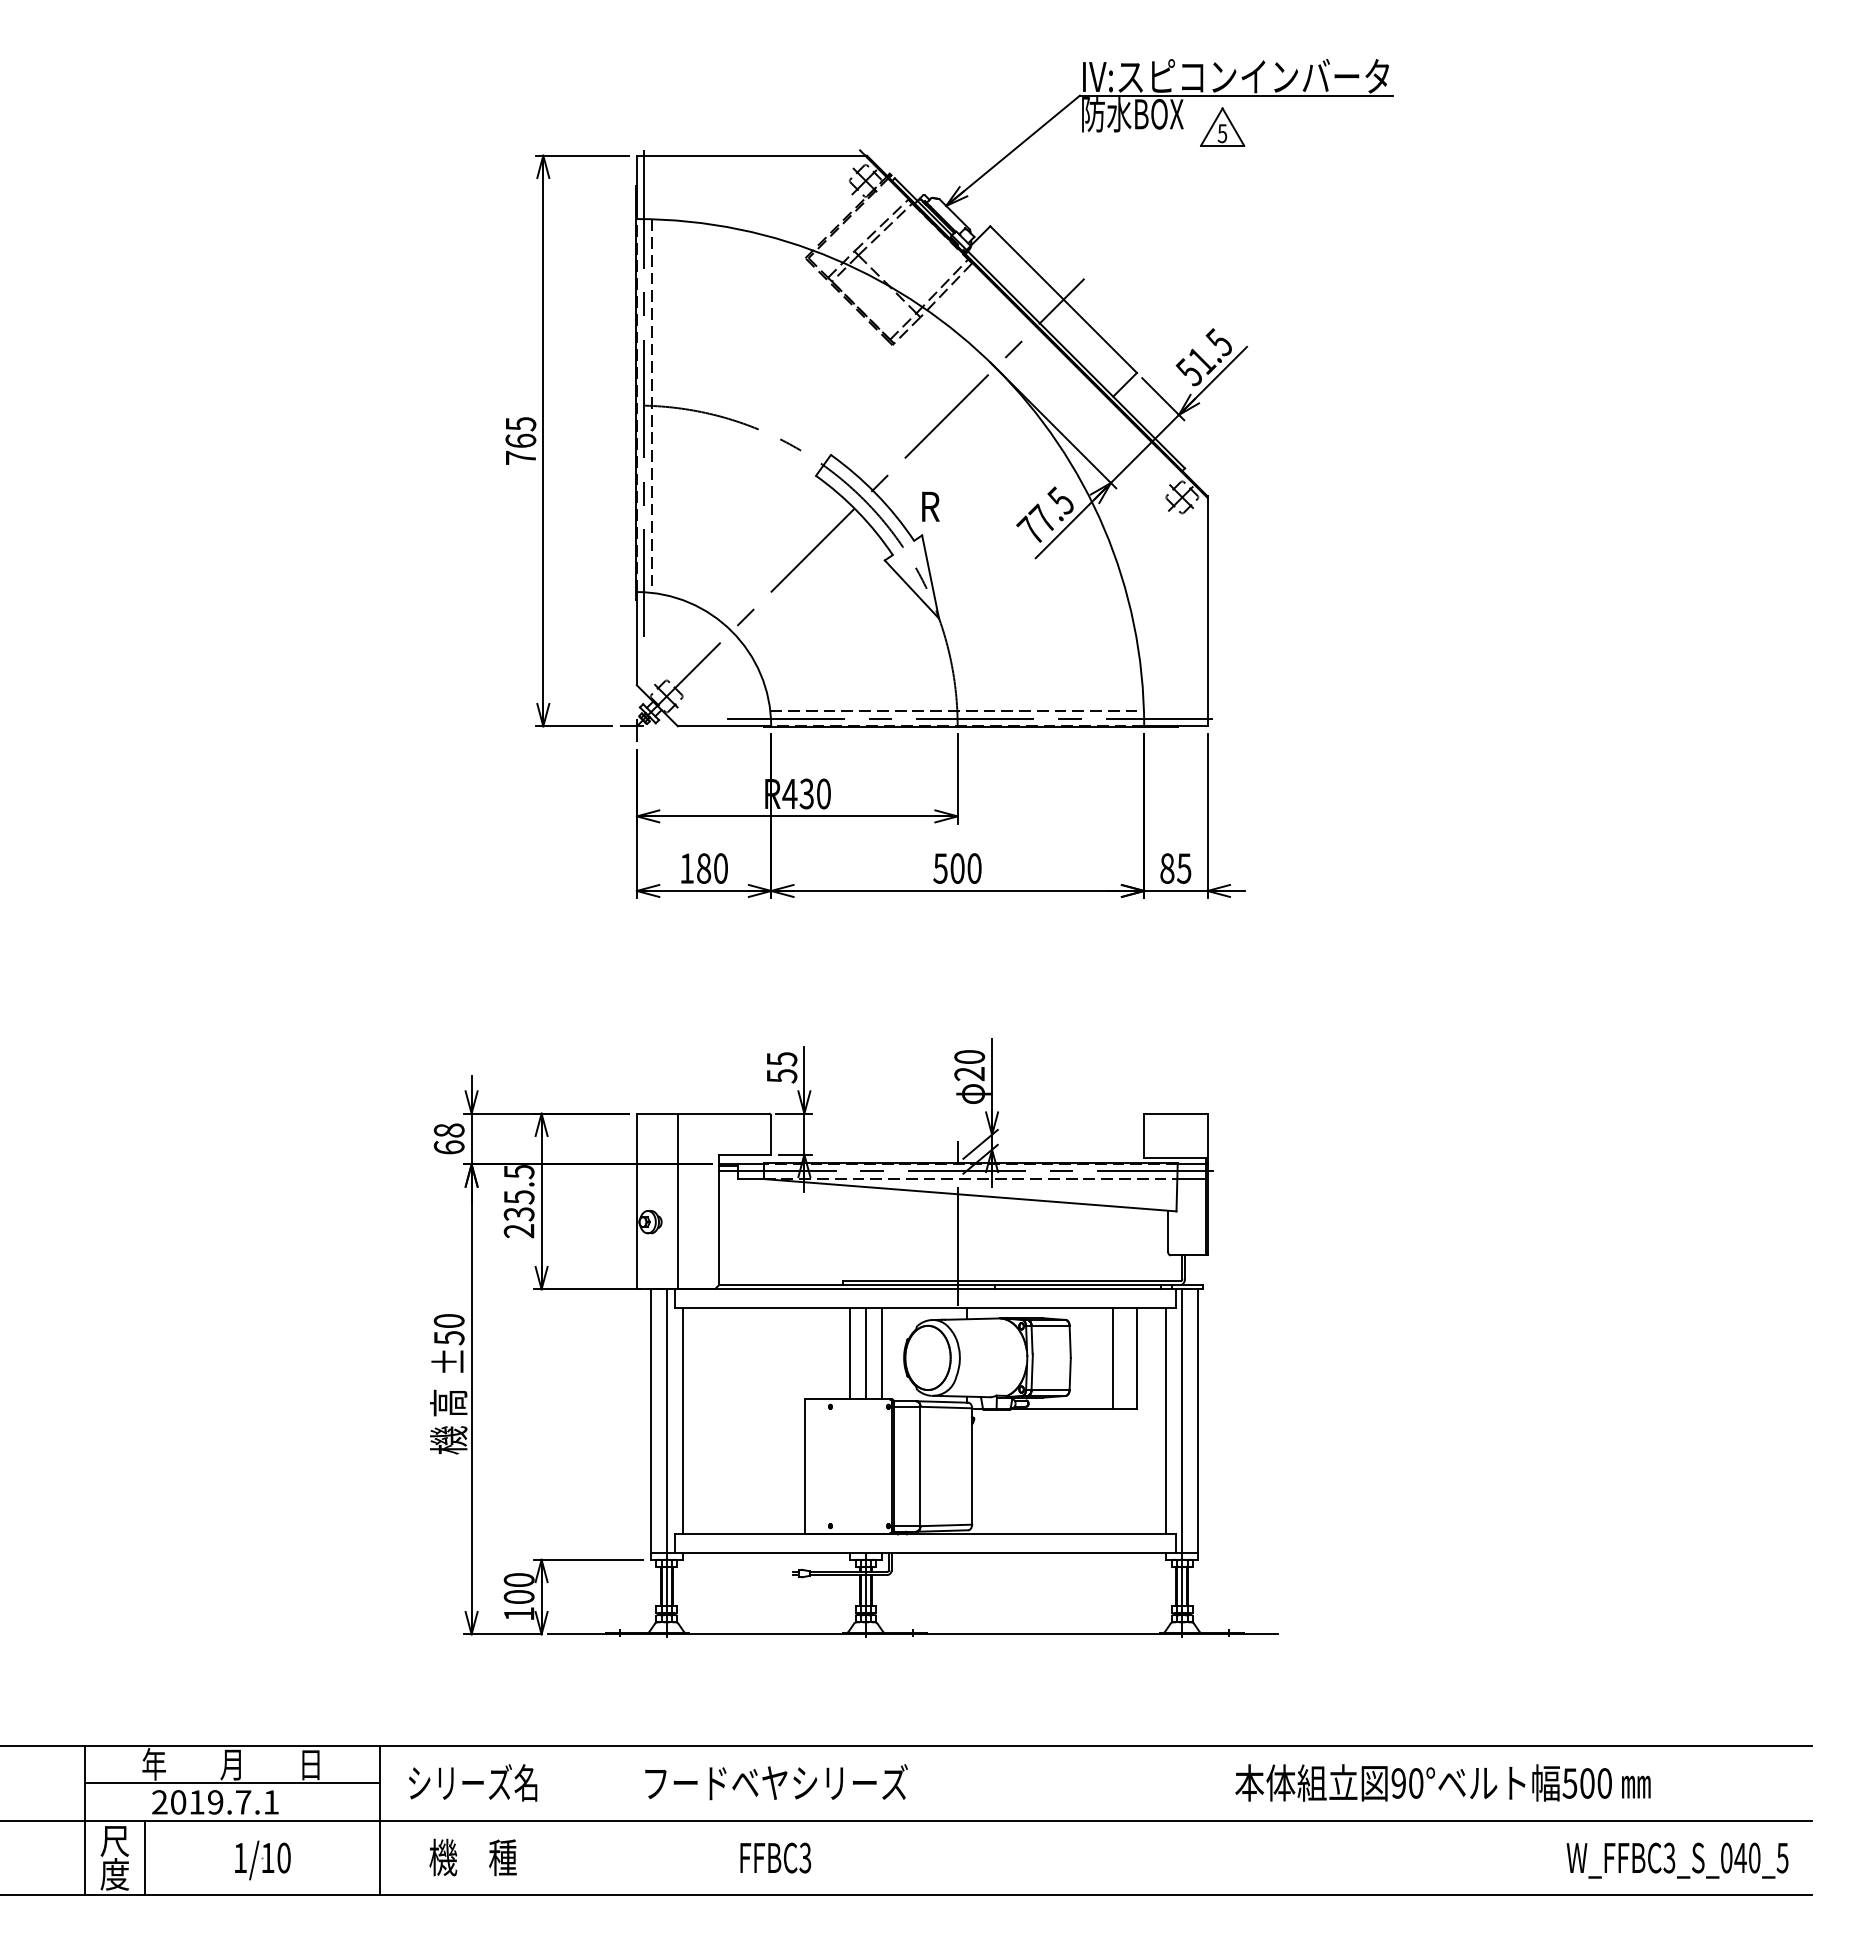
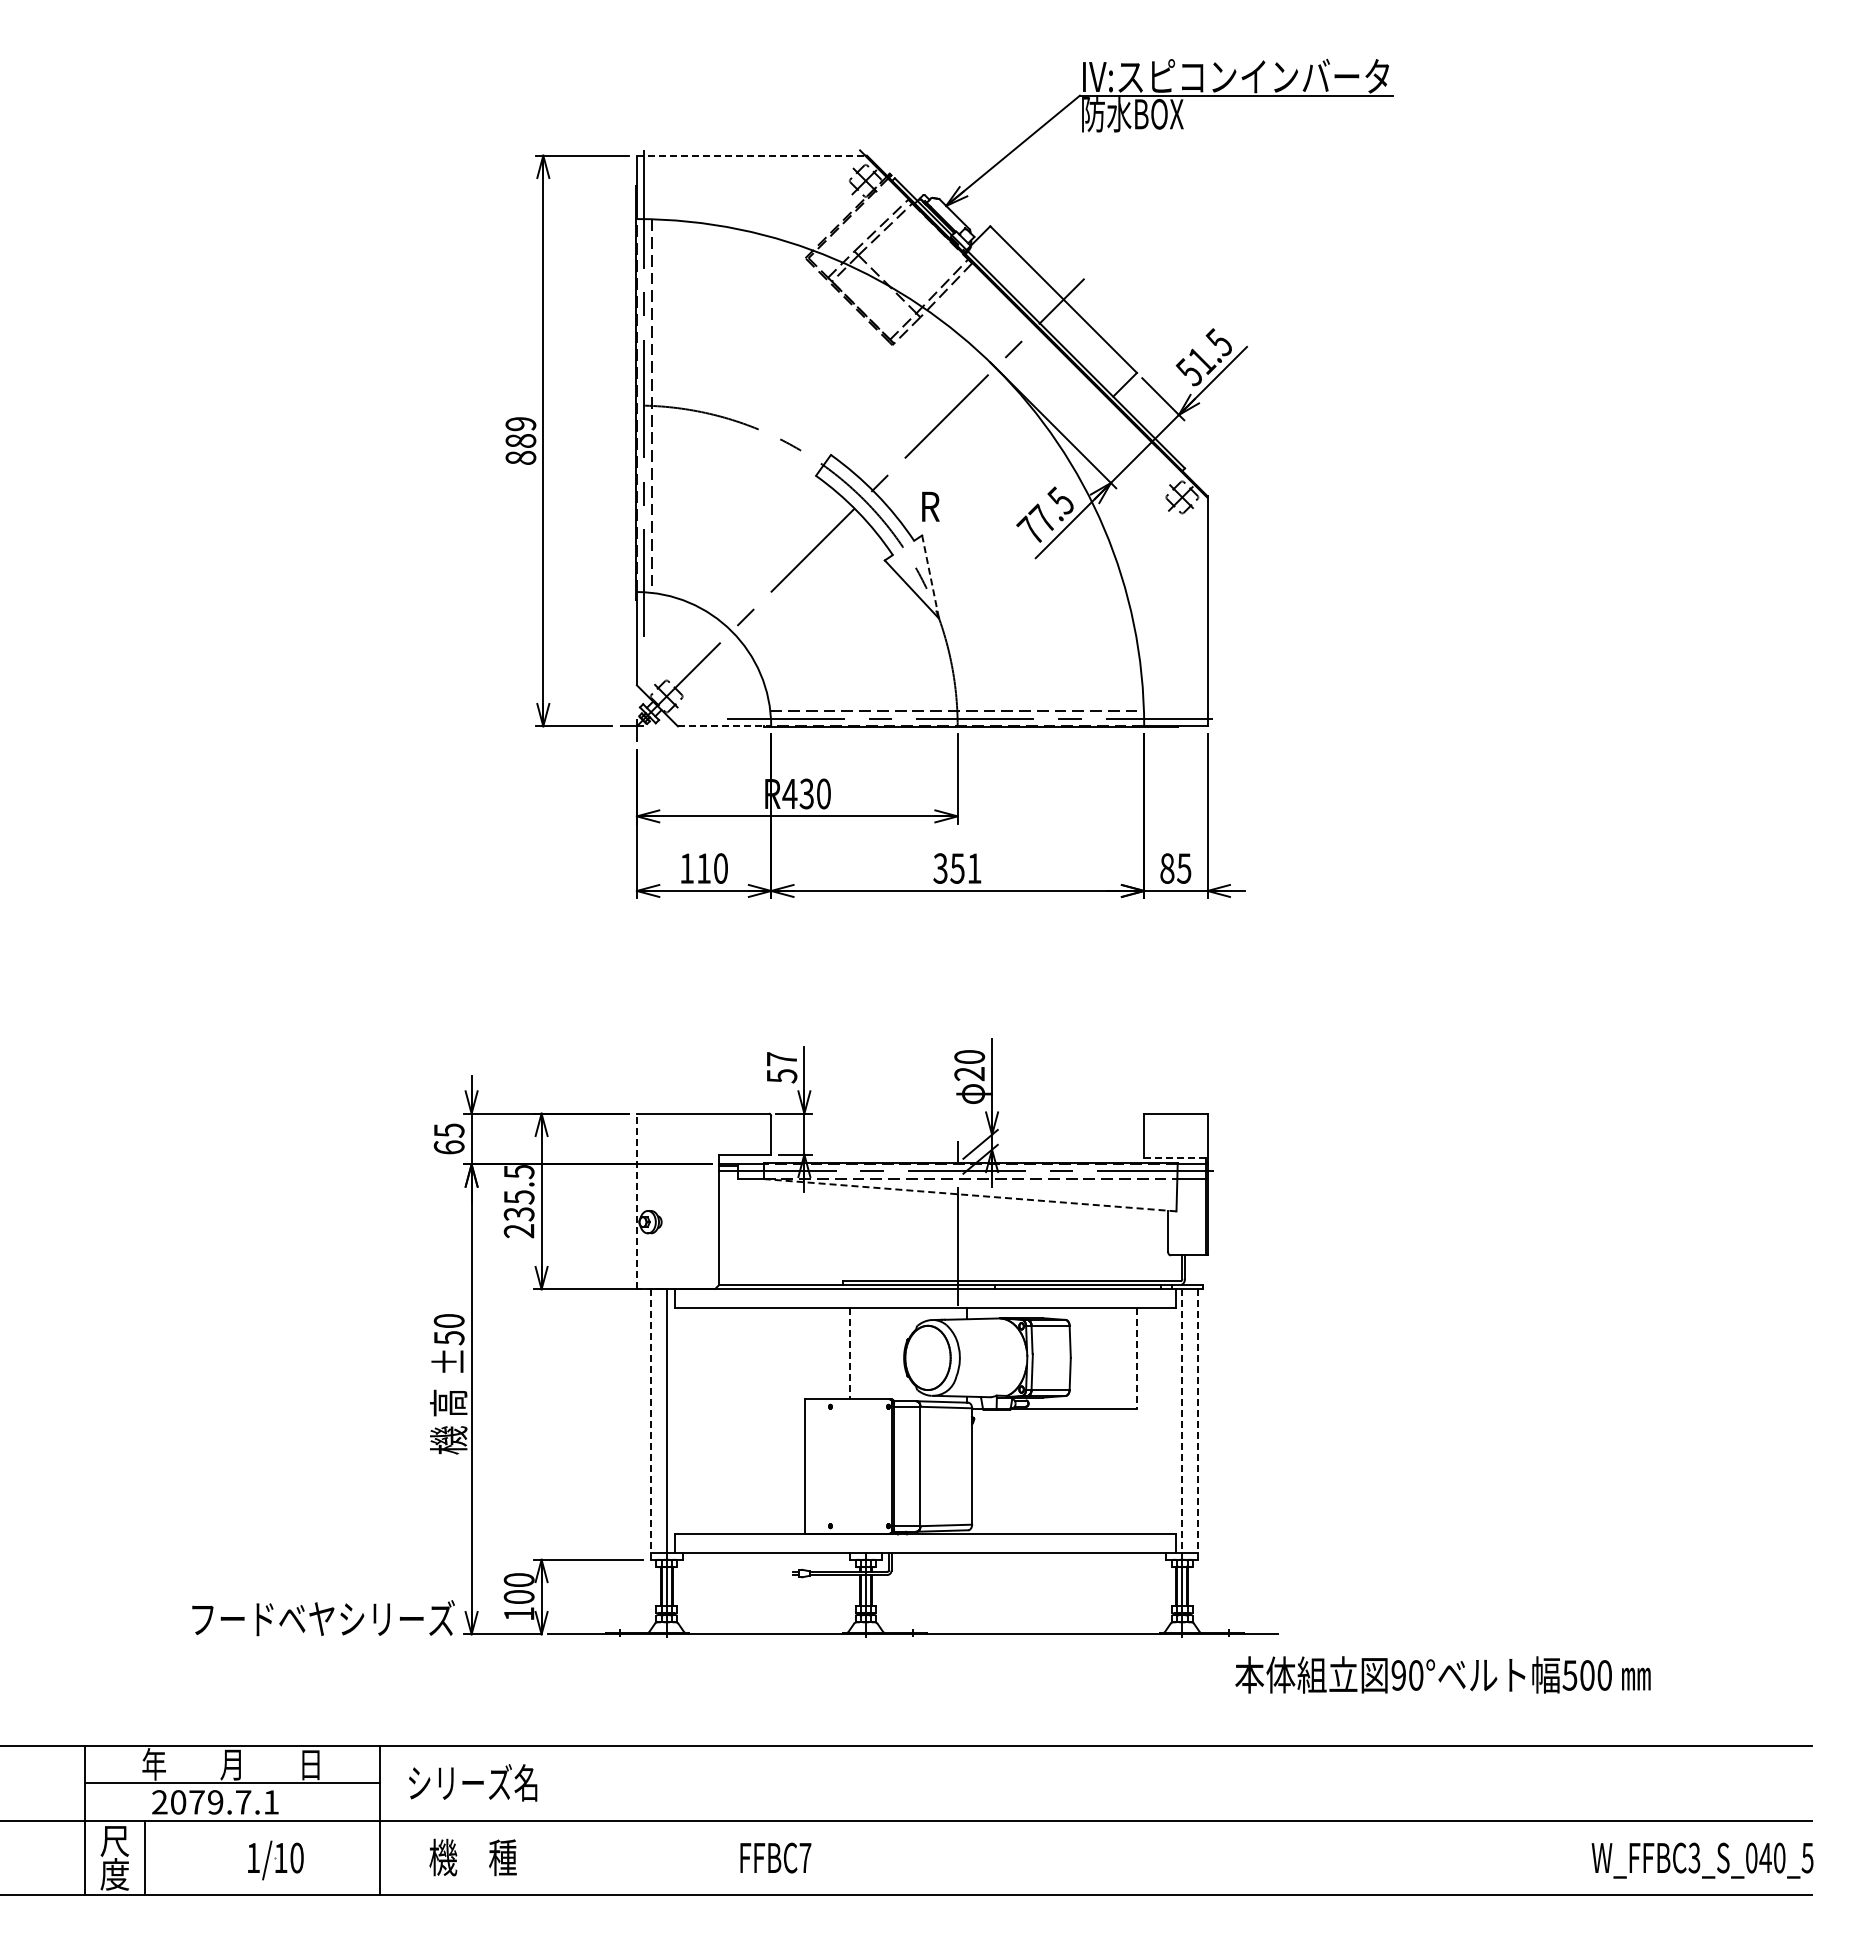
part: present -> none (1222, 126)
line: solid -> dashed (752, 155)
text: 765 -> 889 (520, 440)
line: solid -> dashed (930, 577)
line: solid -> dashed (724, 726)
text: 180 -> 110 (704, 868)
text: 500 -> 351 (957, 868)
text: 55 -> 57 (782, 1059)
text: 68 -> 65 (449, 1130)
line: solid -> dashed (1175, 1158)
line: solid -> dashed (969, 1195)
line: present -> none (677, 1200)
line: solid -> dashed (636, 1201)
line: solid -> dashed (849, 1353)
line: present -> none (865, 1353)
line: present -> none (881, 1353)
line: present -> none (1113, 1357)
line: solid -> dashed (1136, 1358)
line: present -> none (682, 1420)
line: present -> none (1166, 1420)
line: solid -> dashed (1198, 1424)
line: solid -> dashed (650, 1425)
line: solid -> dashed (1182, 1425)
text position: (776, 1782) -> (323, 1618) (323, 1618)
text position: (1442, 1782) -> (1442, 1674) (1442, 1674)
text: 2019.7.1 -> 2079.7.1 (196, 1802)
text: FFBC3 -> FFBC7 (805, 1857)
part position: (262, 1860) -> (275, 1860) (275, 1860)
text position: (1677, 1860) -> (1702, 1860) (1702, 1860)
